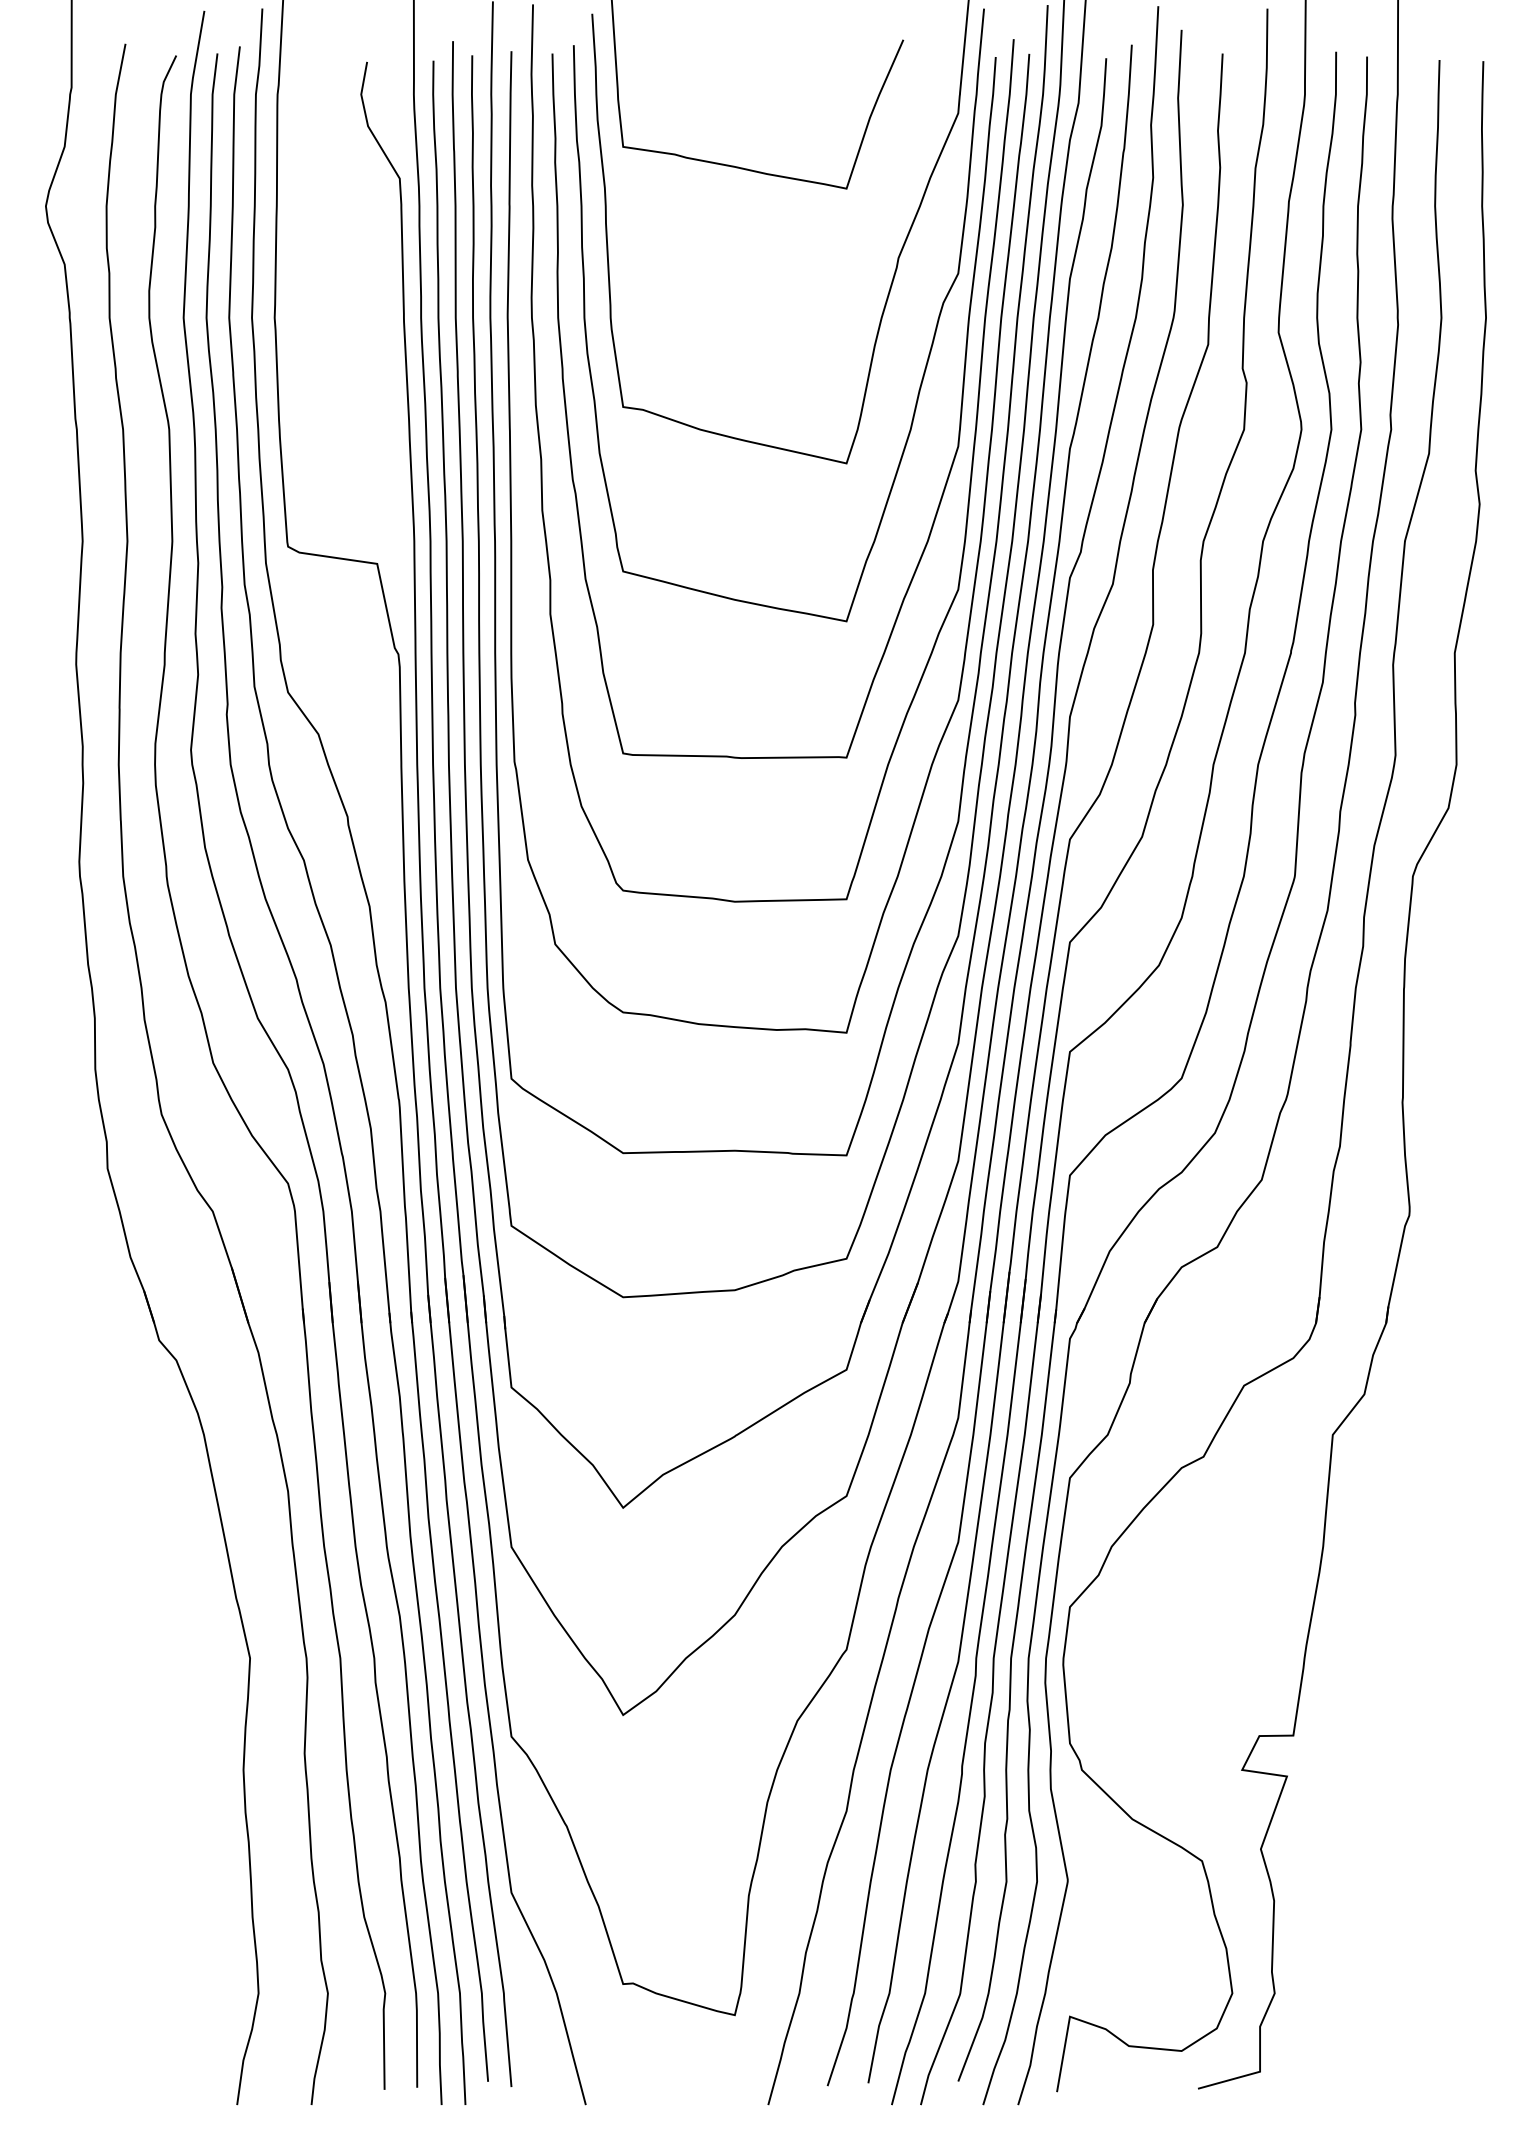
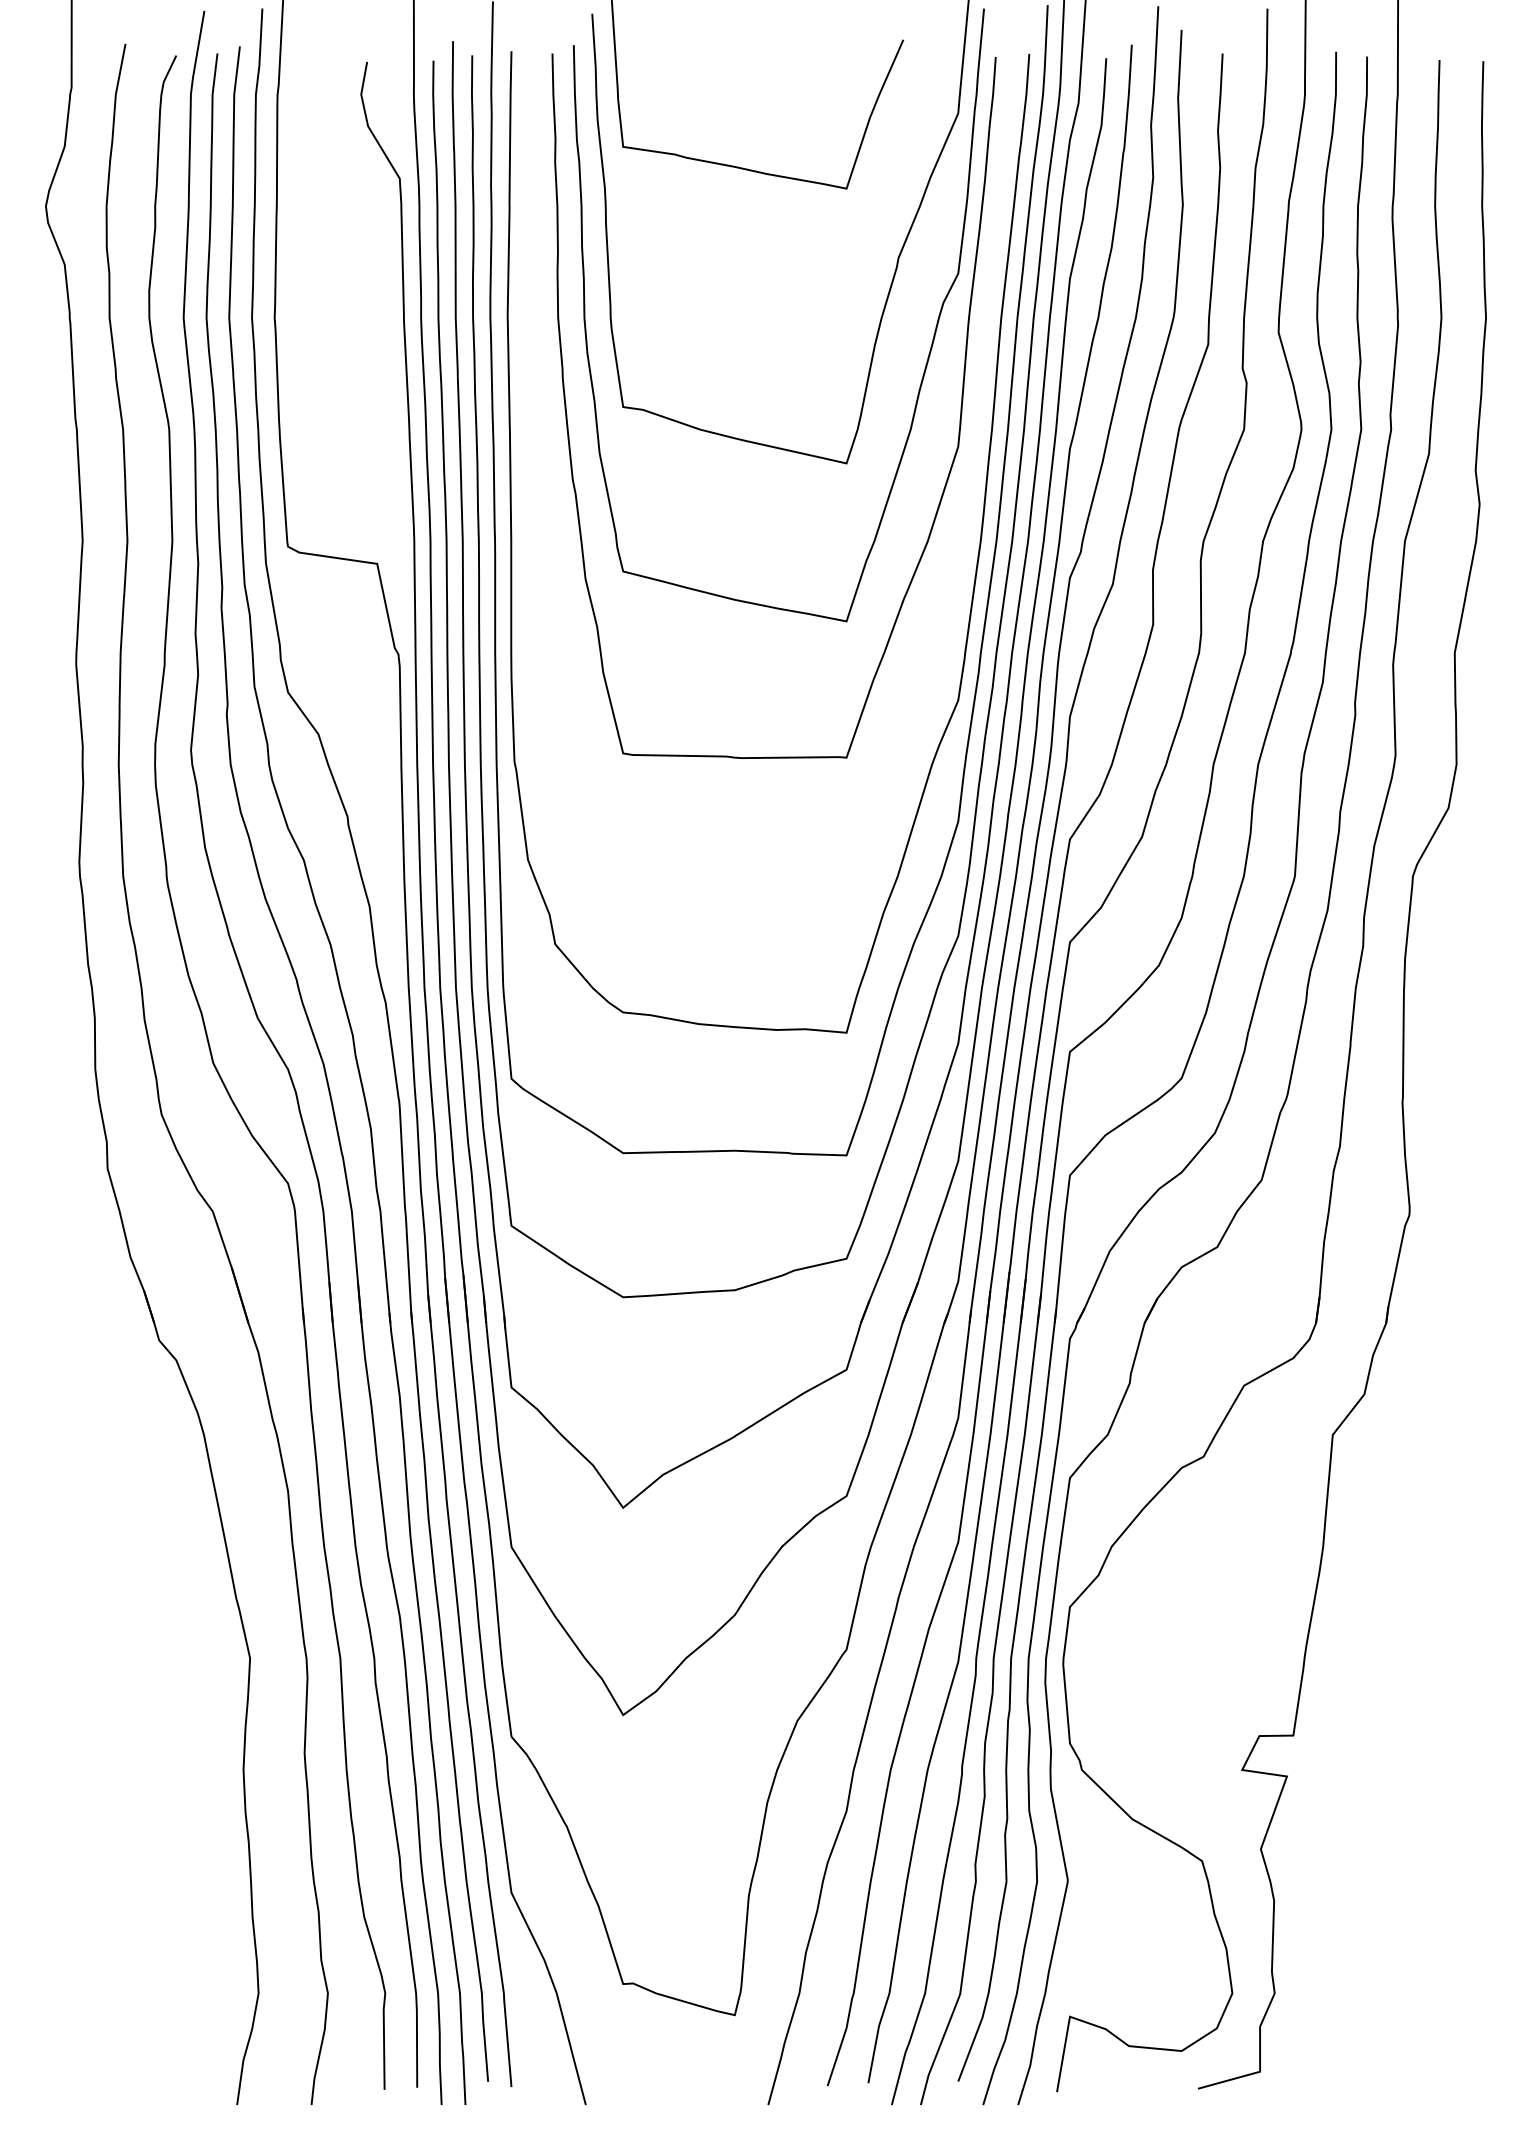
curve: present -> none (970, 471)
